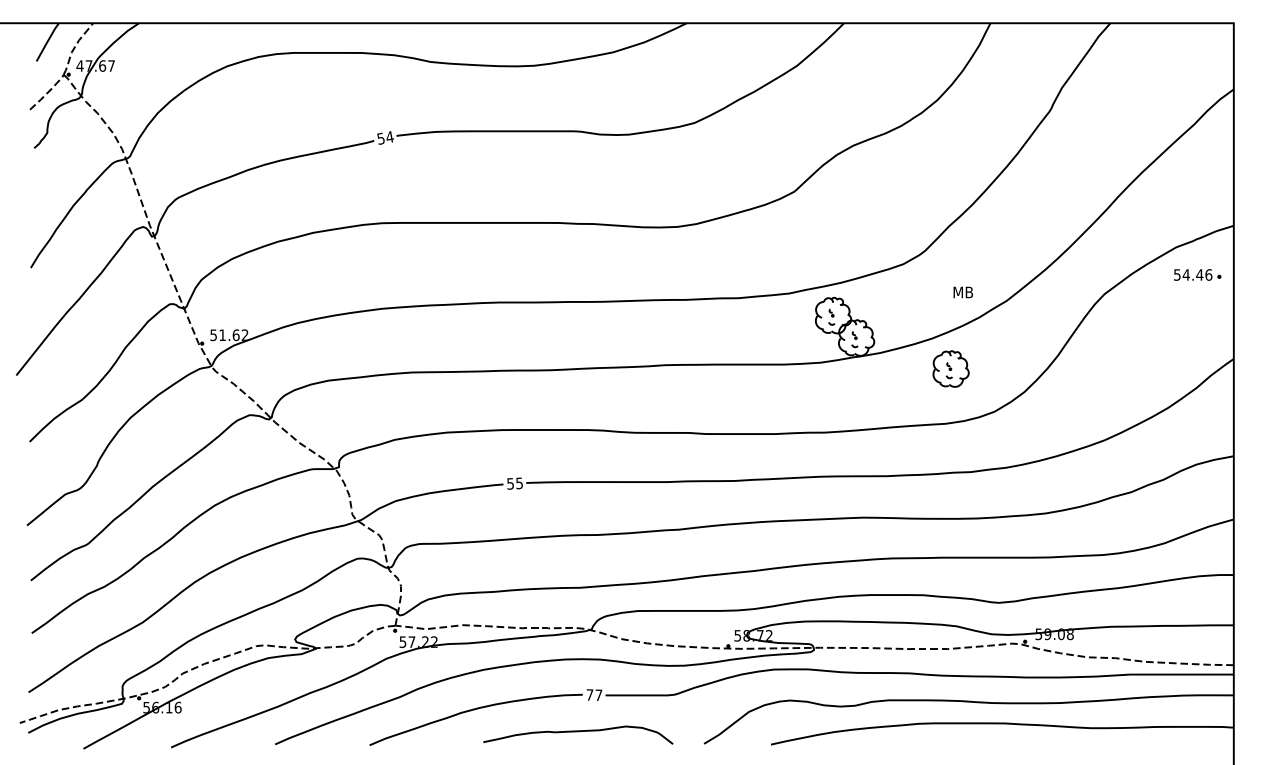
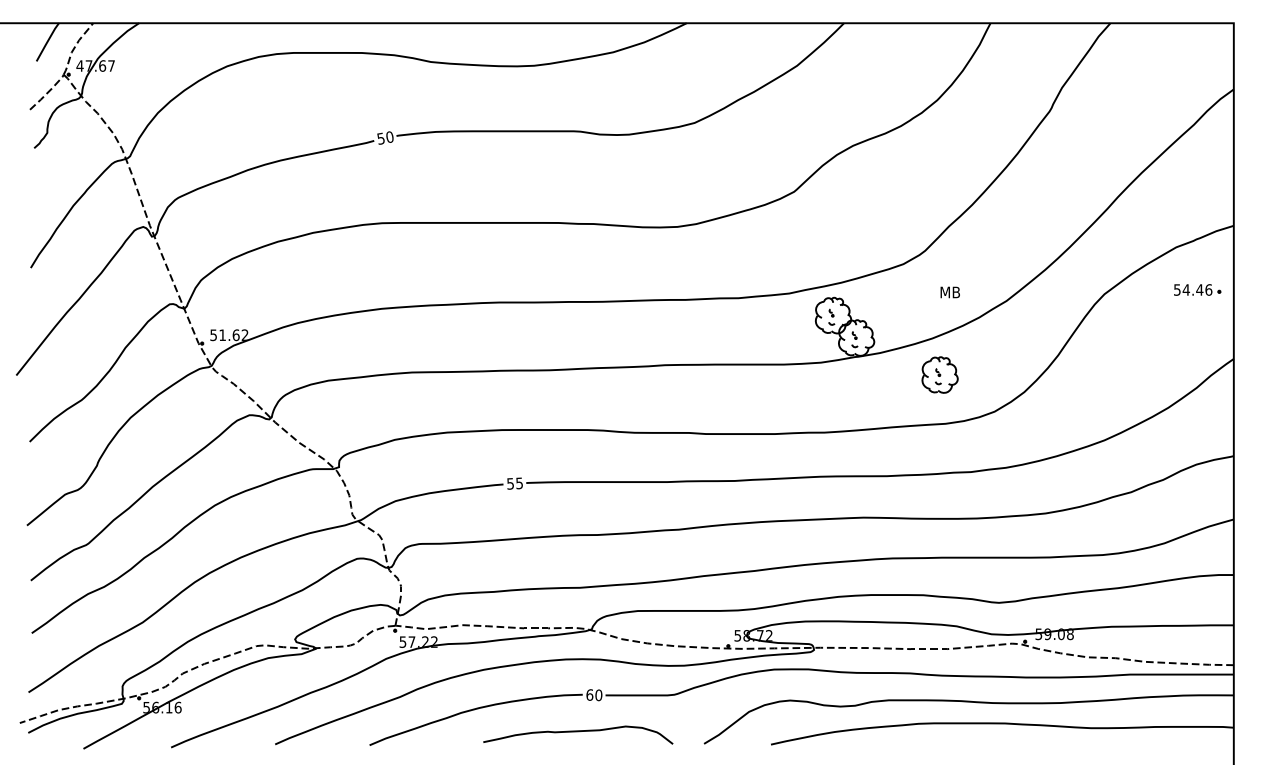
text: 54 -> 50 (389, 136)
part position: (1197, 274) -> (1197, 289) (1197, 289)
text position: (962, 292) -> (949, 292) (949, 292)
part position: (950, 368) -> (939, 374) (939, 374)
text: 77 -> 60 (594, 695)
